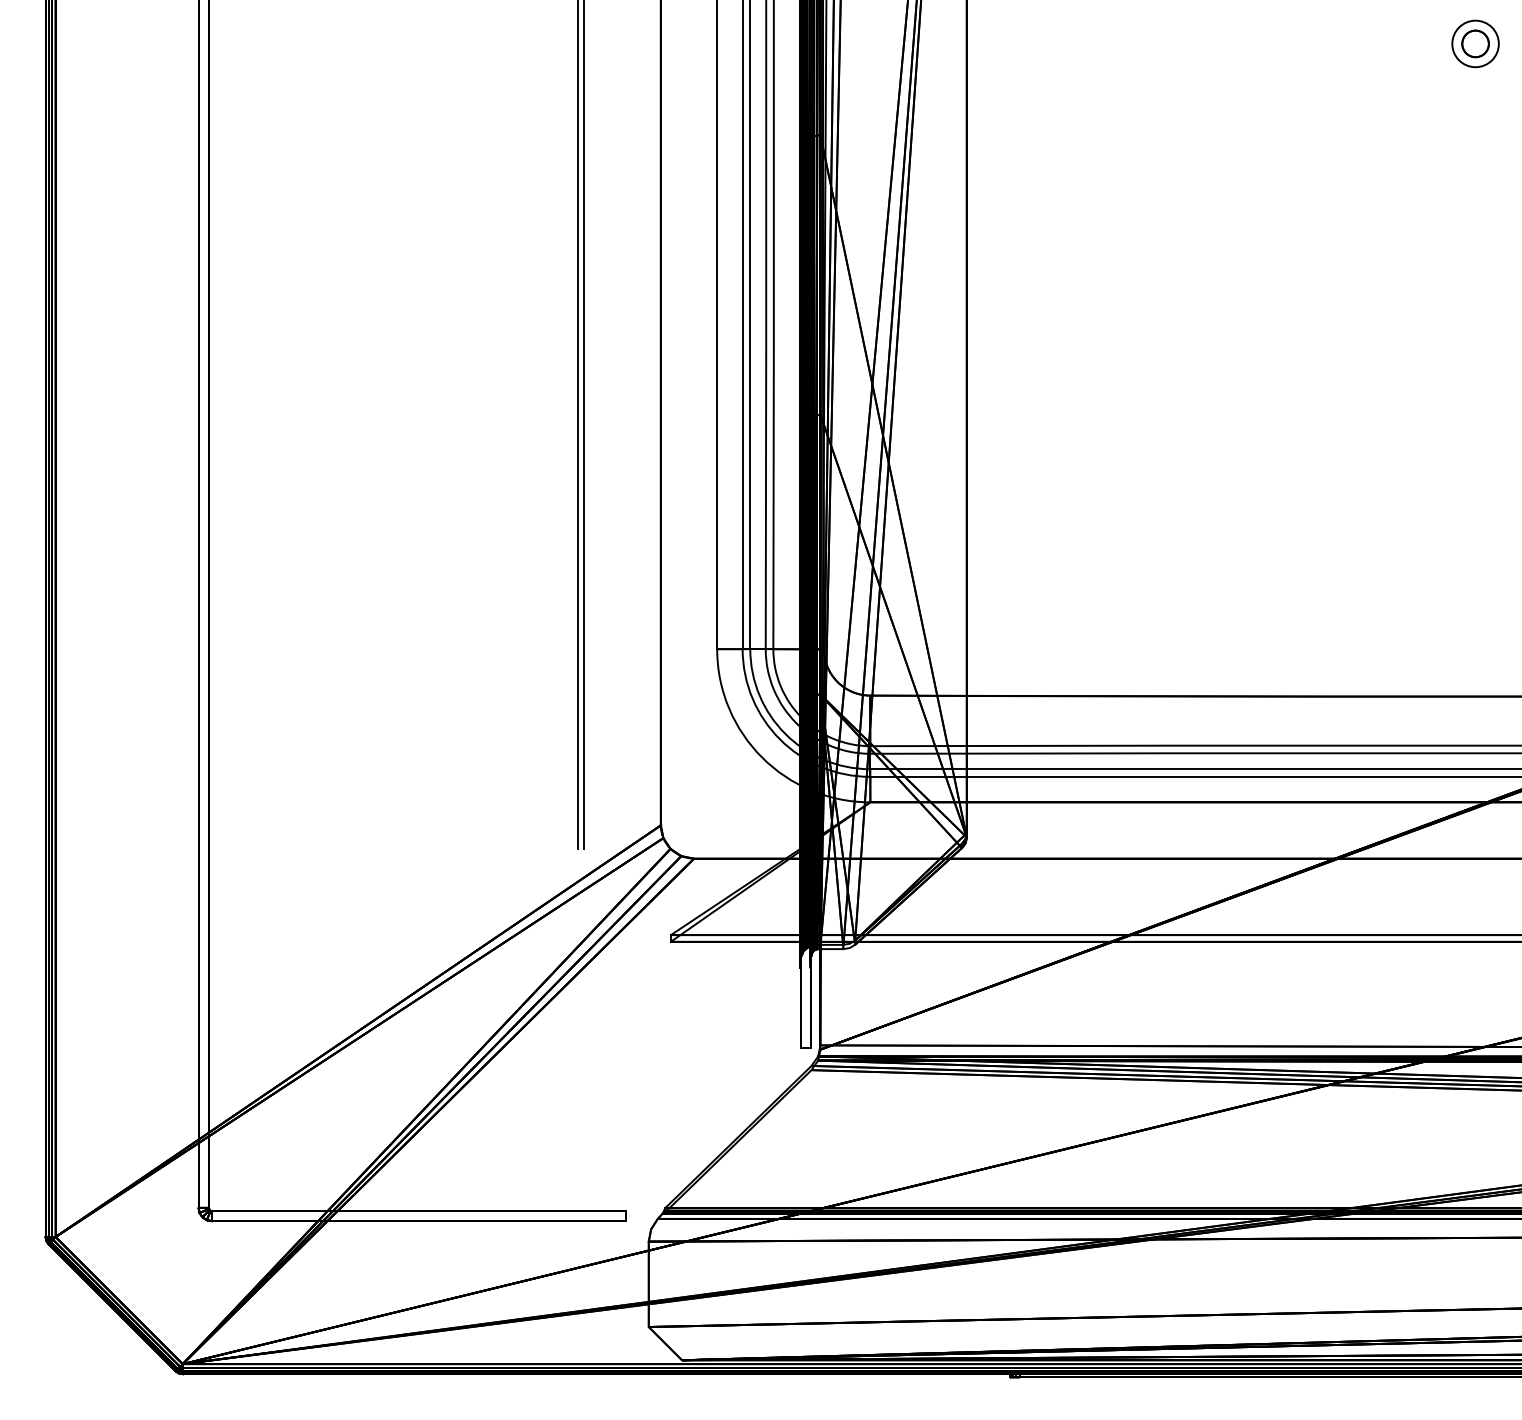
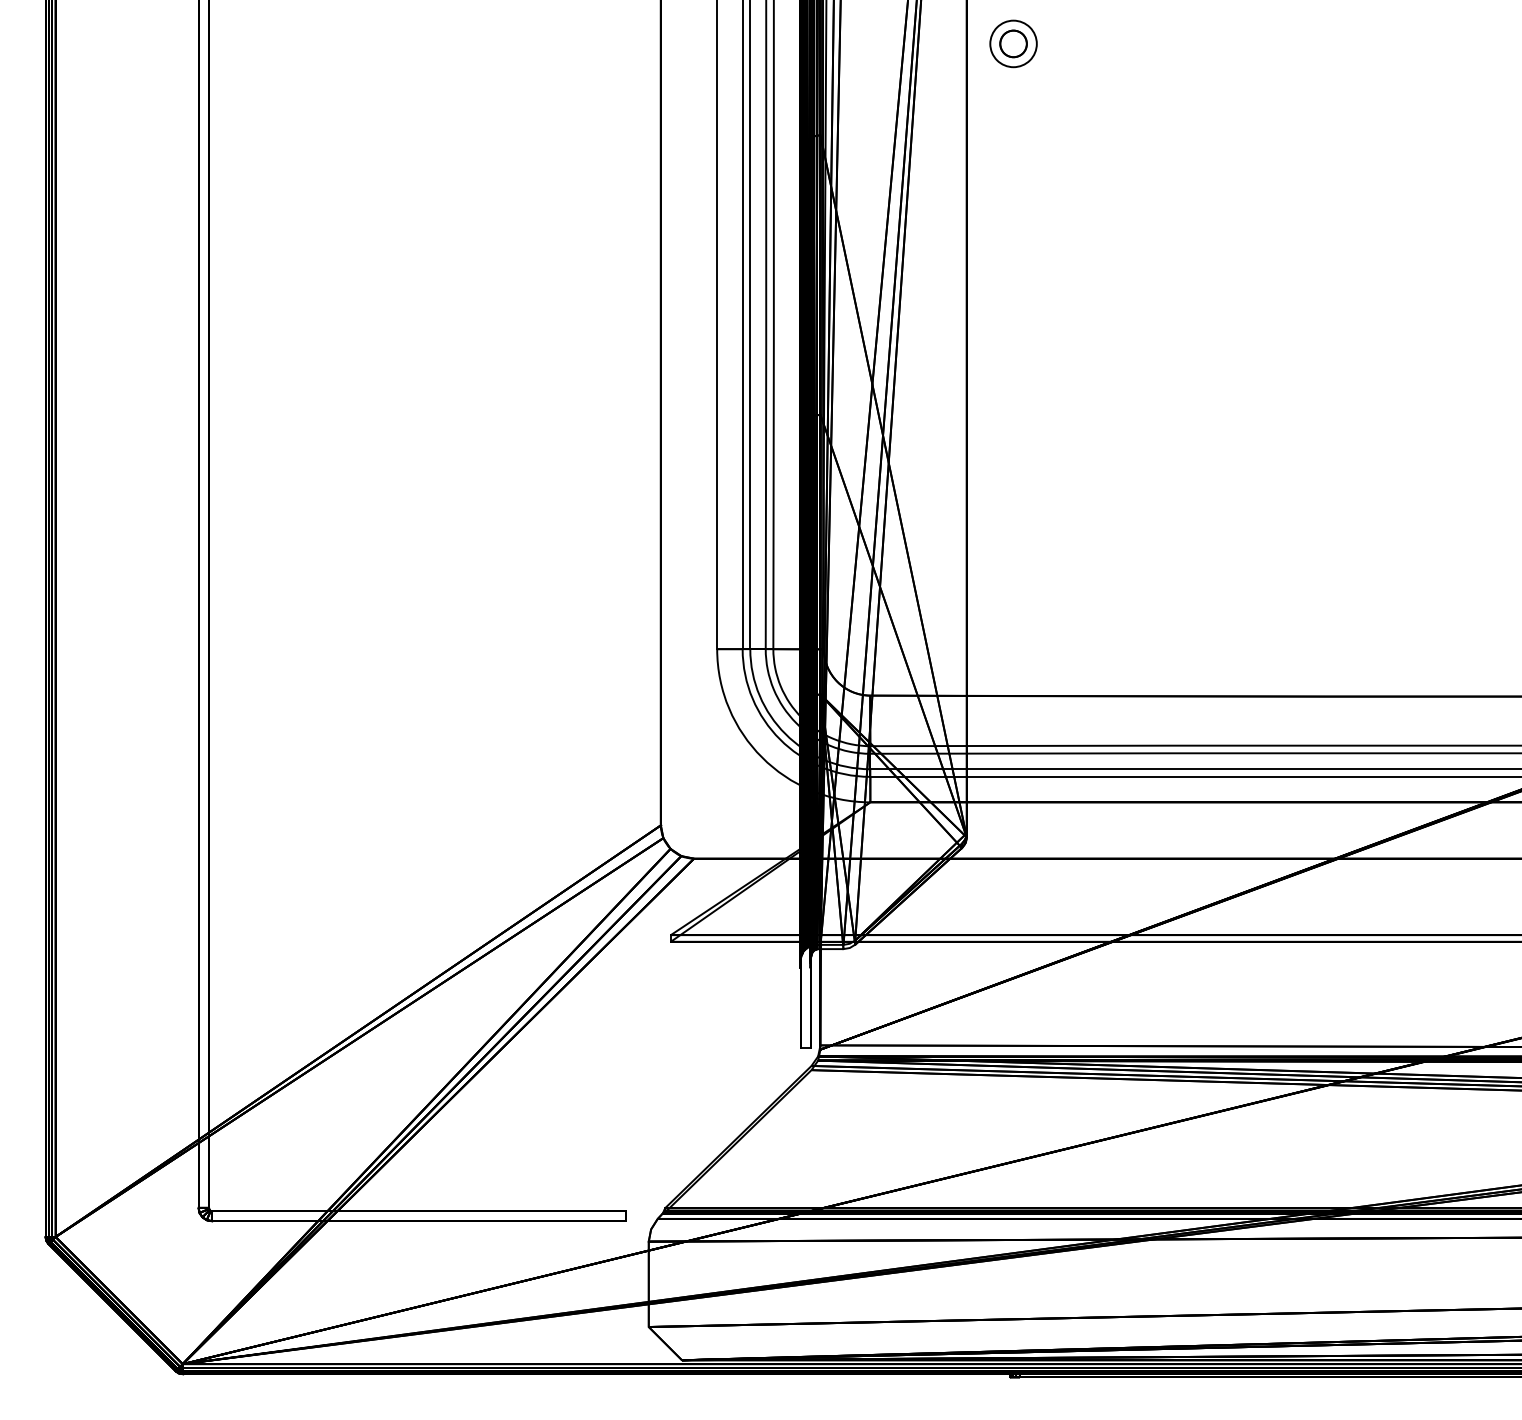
part position: (1475, 43) -> (1013, 43) (1013, 43)
line: present -> none (577, 425)
line: present -> none (584, 425)
